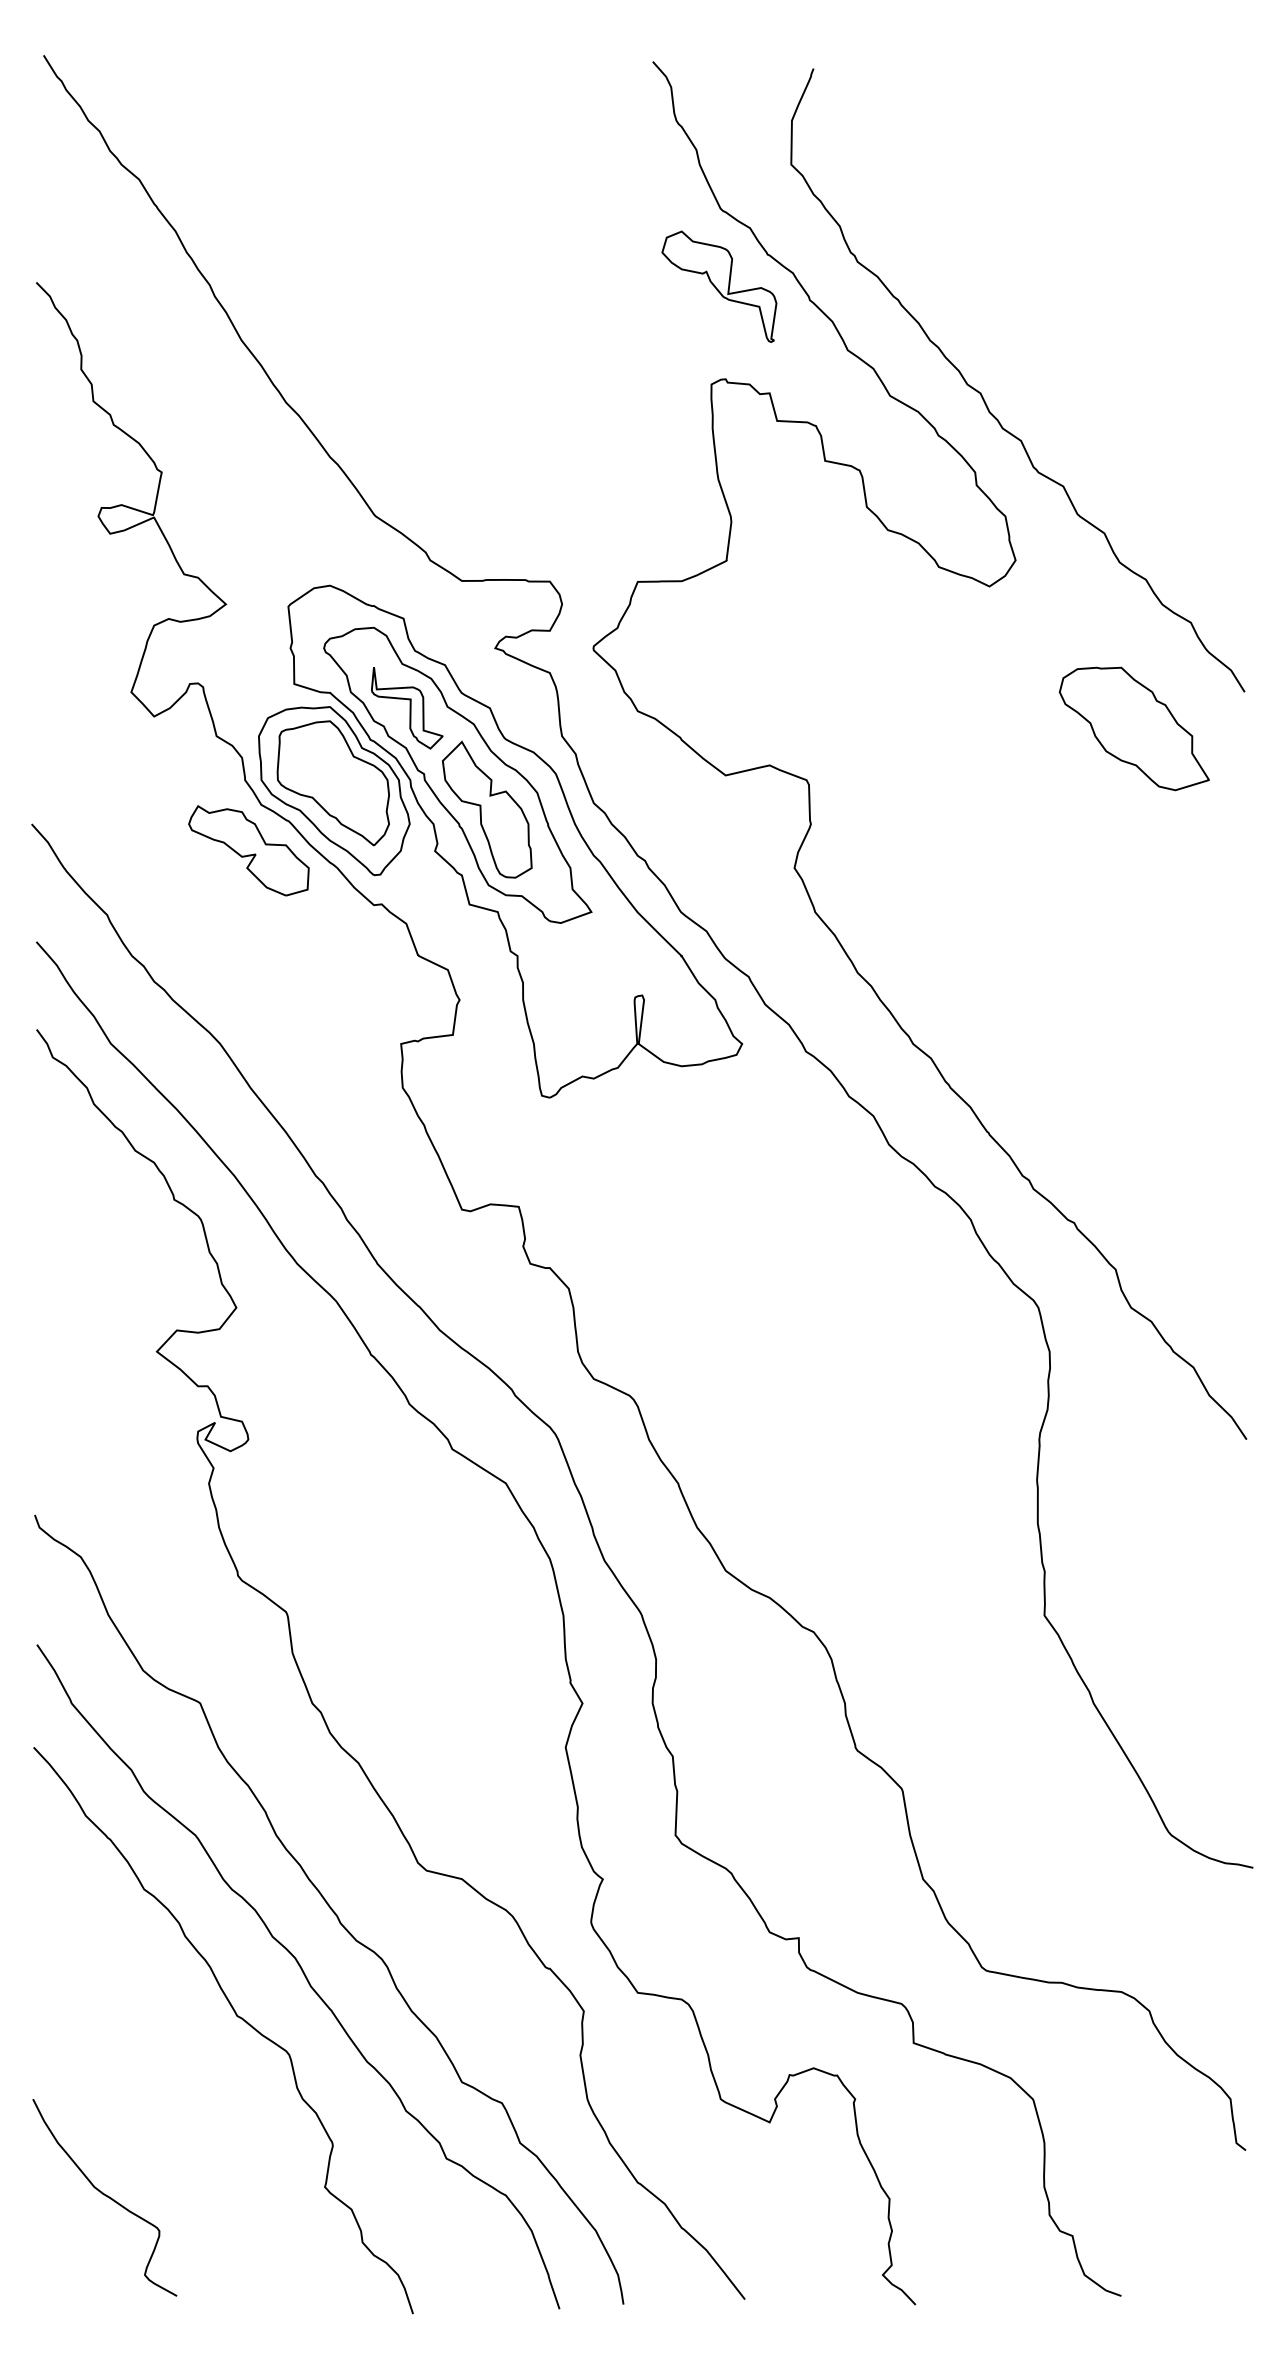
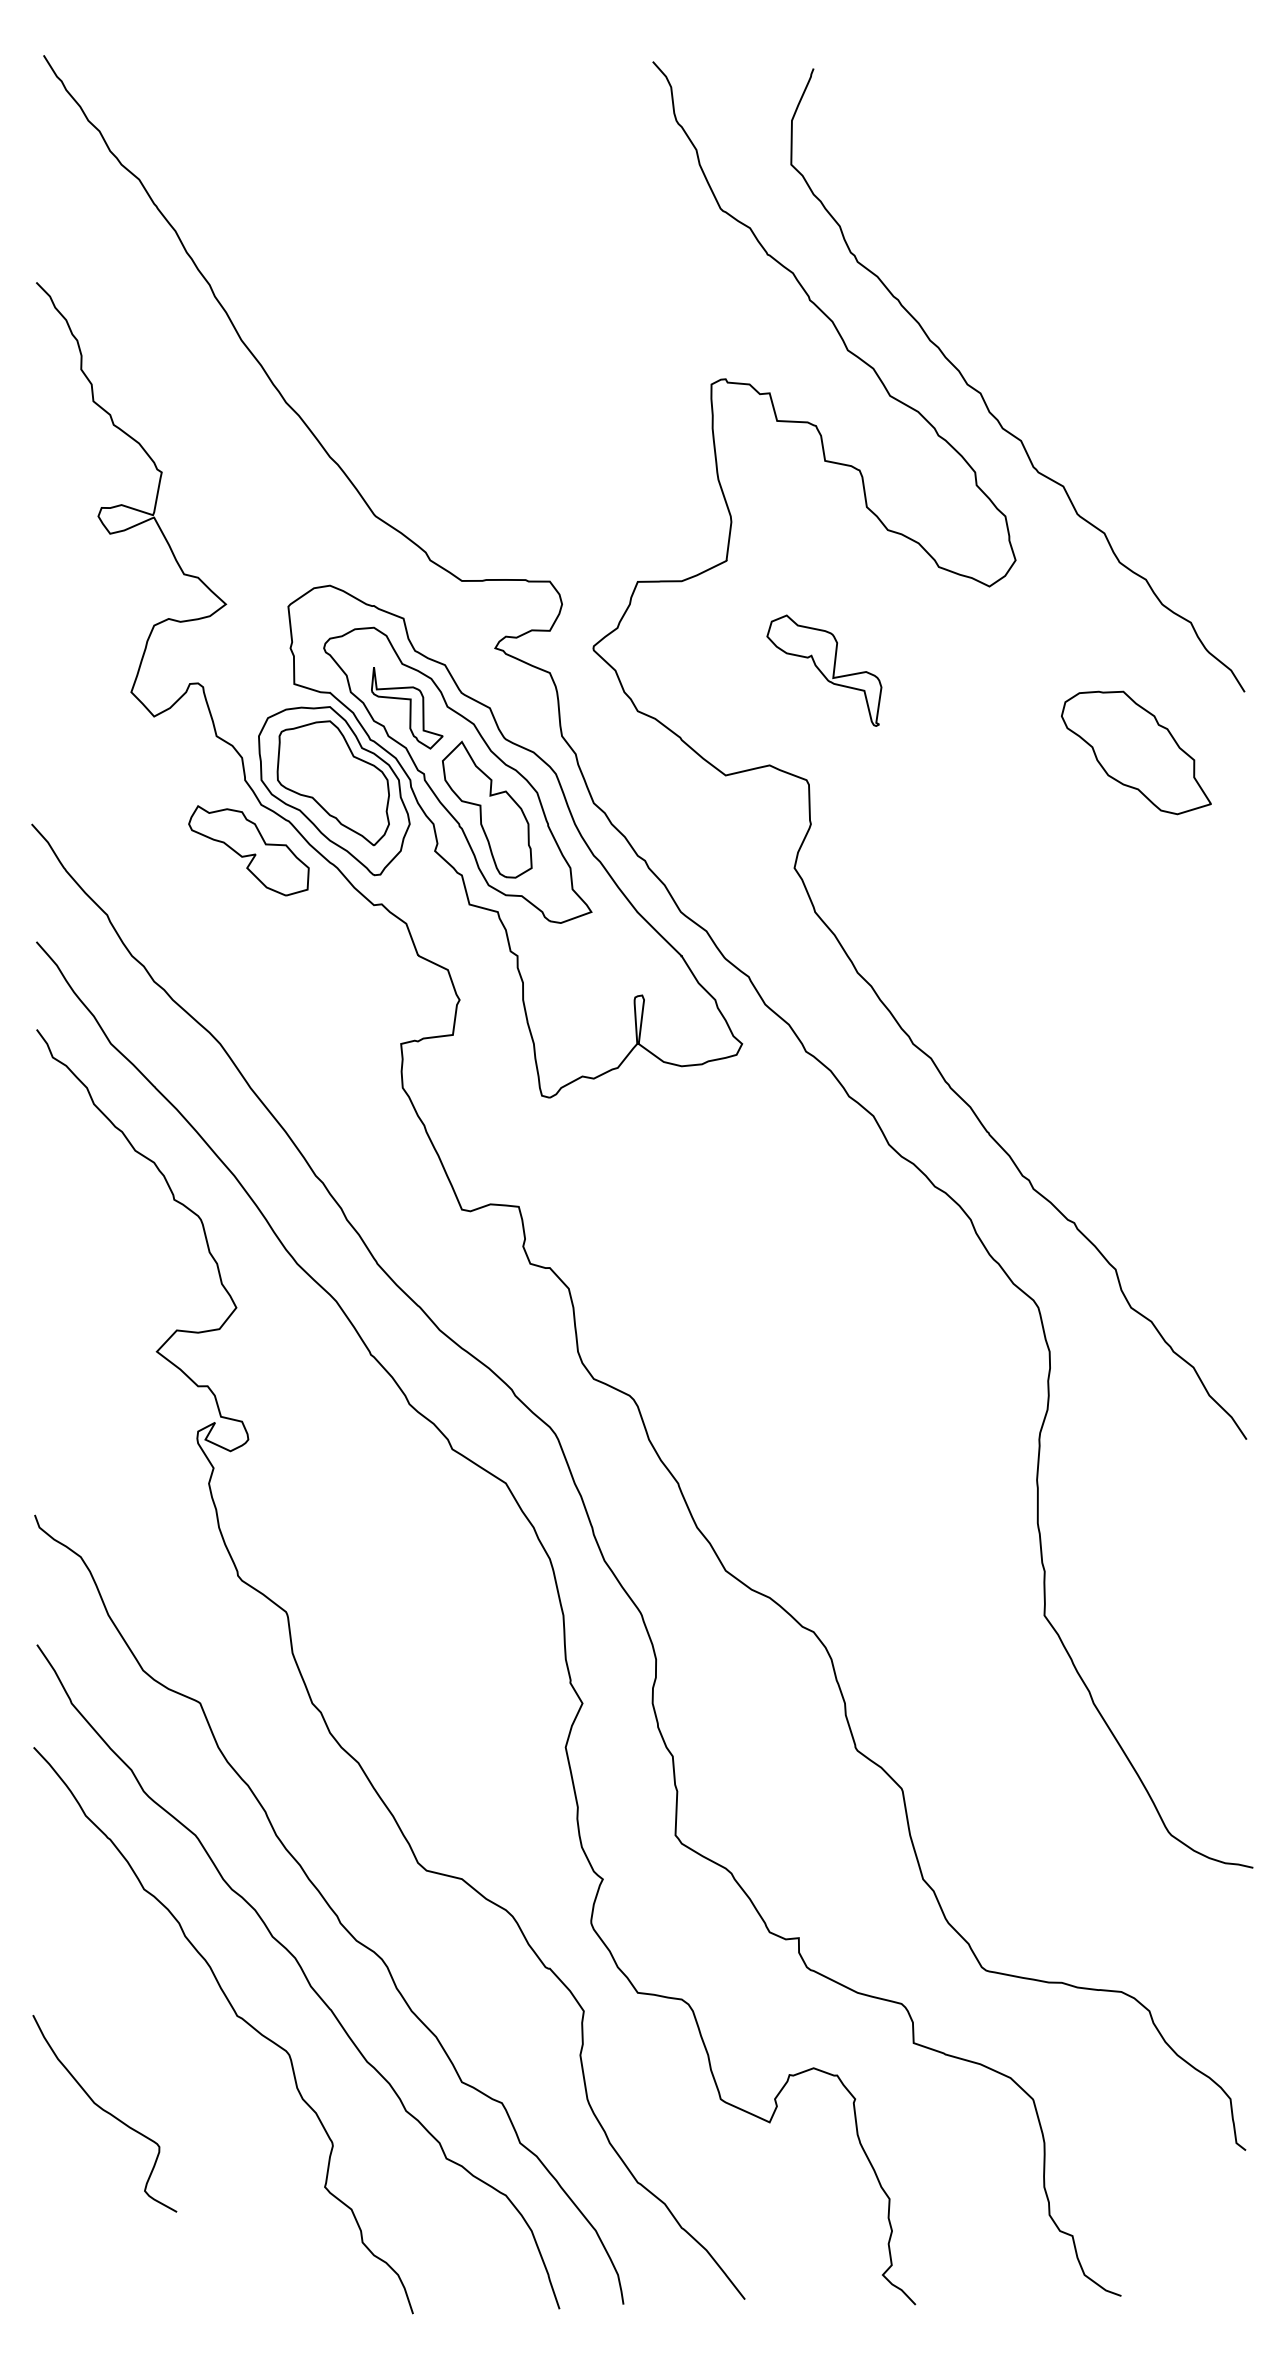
part position: (719, 286) -> (824, 670) (824, 670)
part position: (1134, 728) -> (1136, 752) (1136, 752)
curve position: (105, 2196) -> (105, 2112) (105, 2112)
